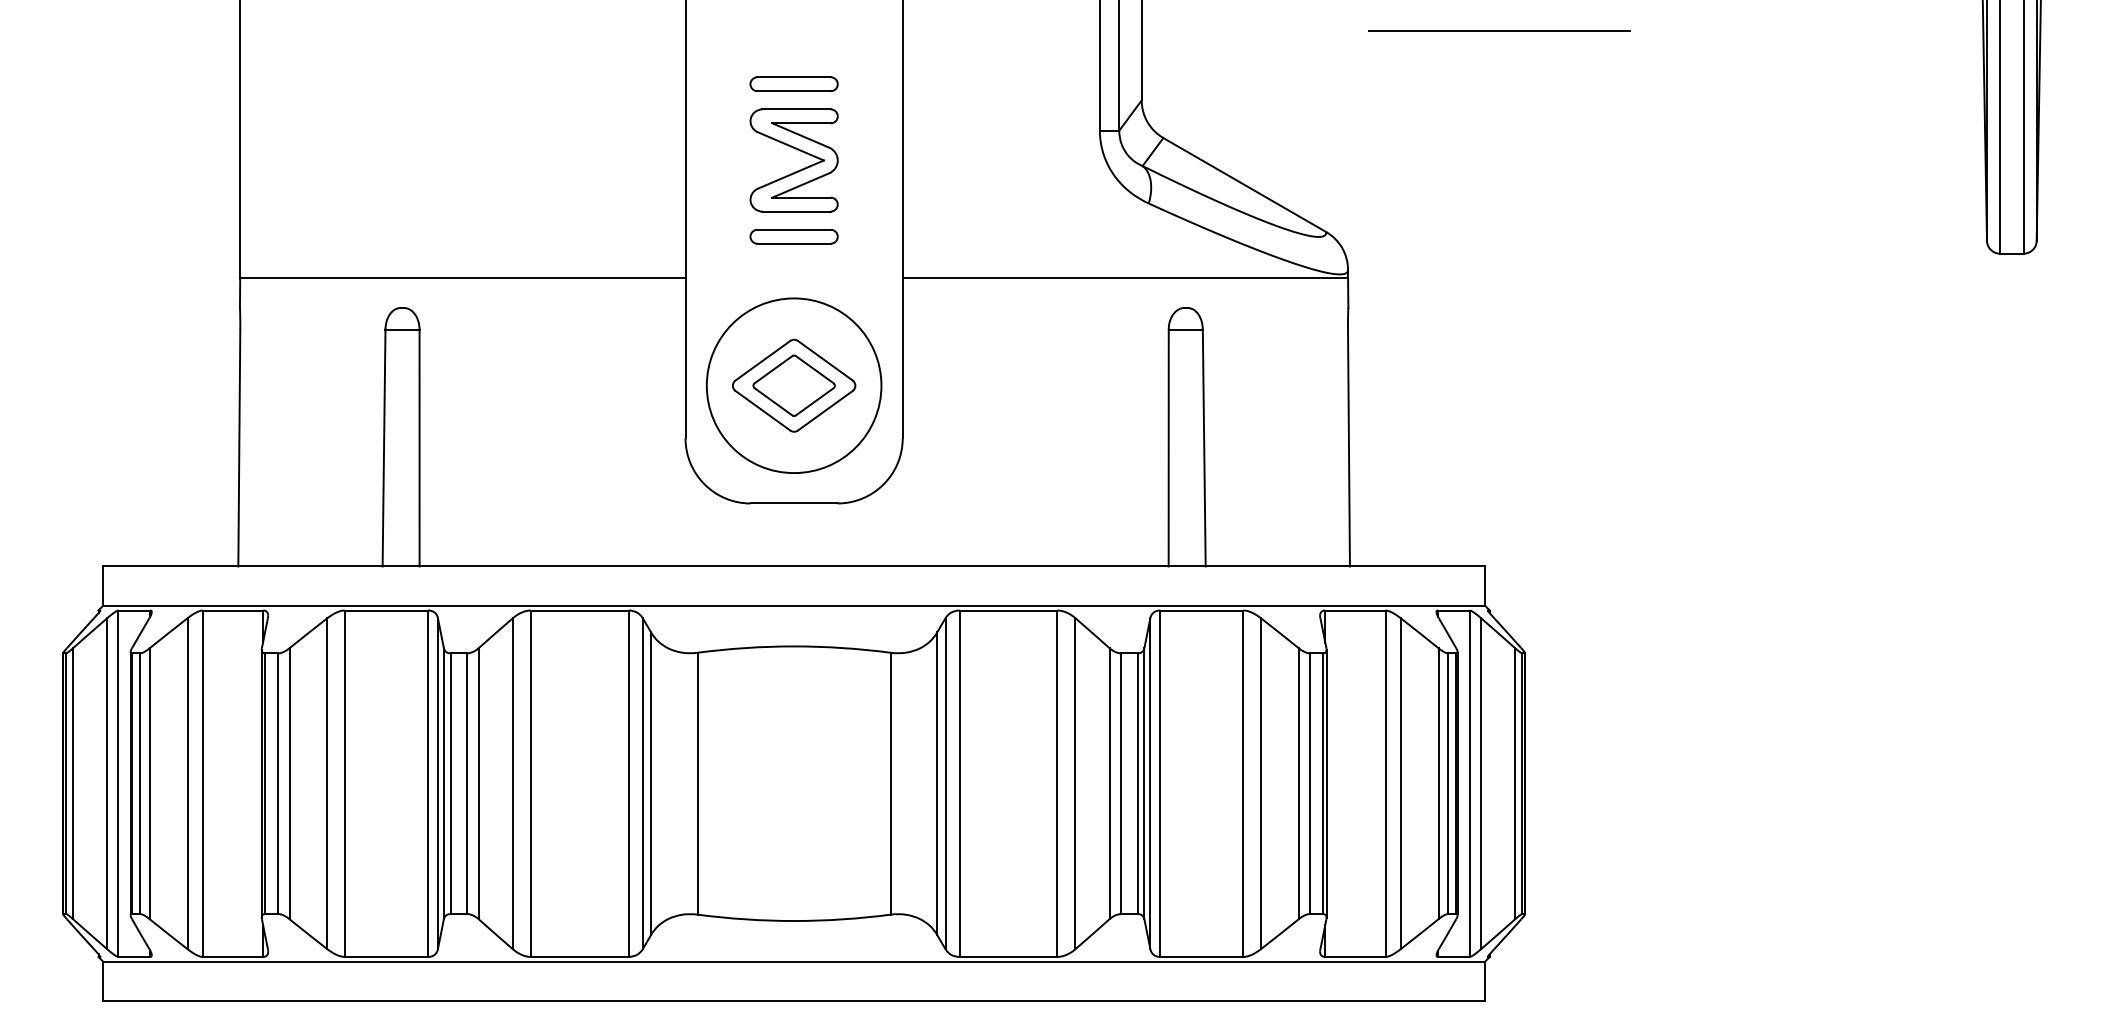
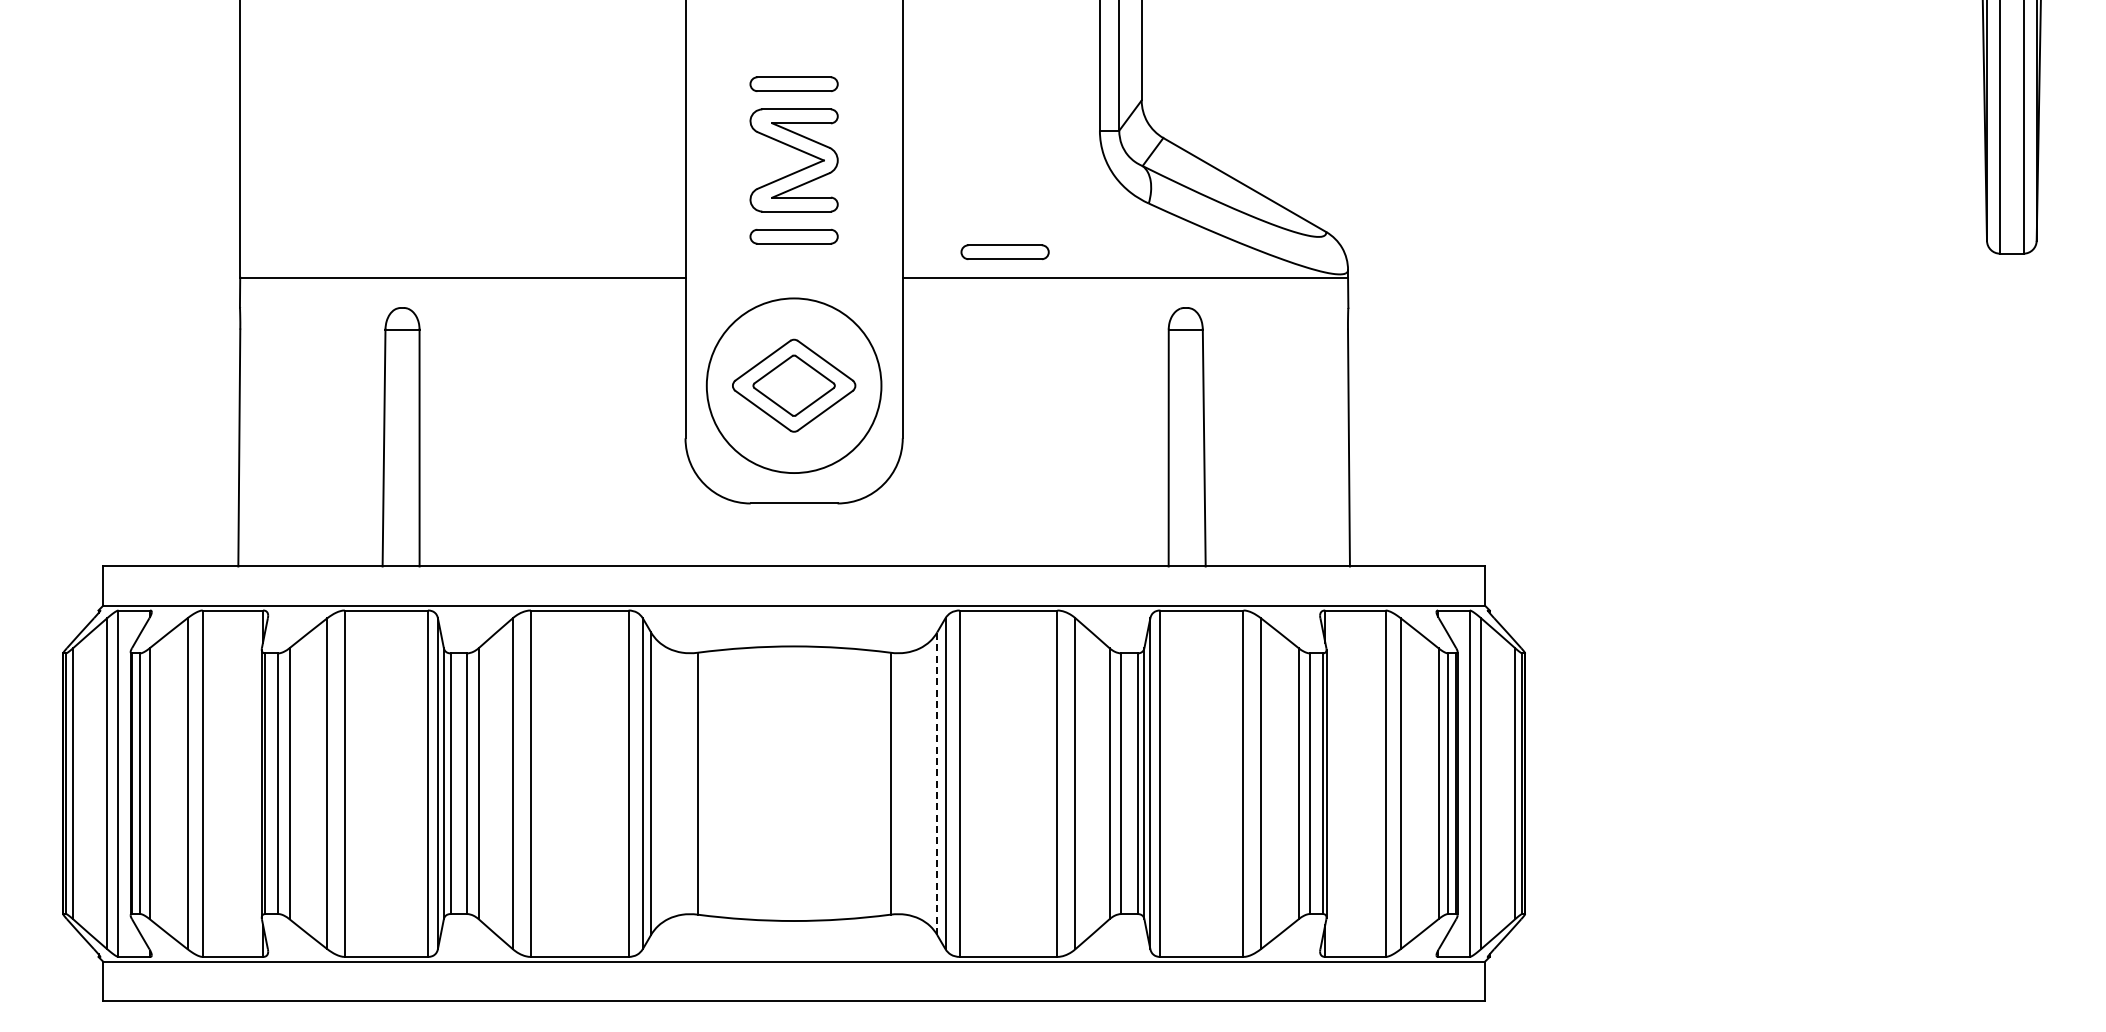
line: present -> none (1498, 31)
part: none -> present (1004, 251)
line: solid -> dashed (937, 783)
